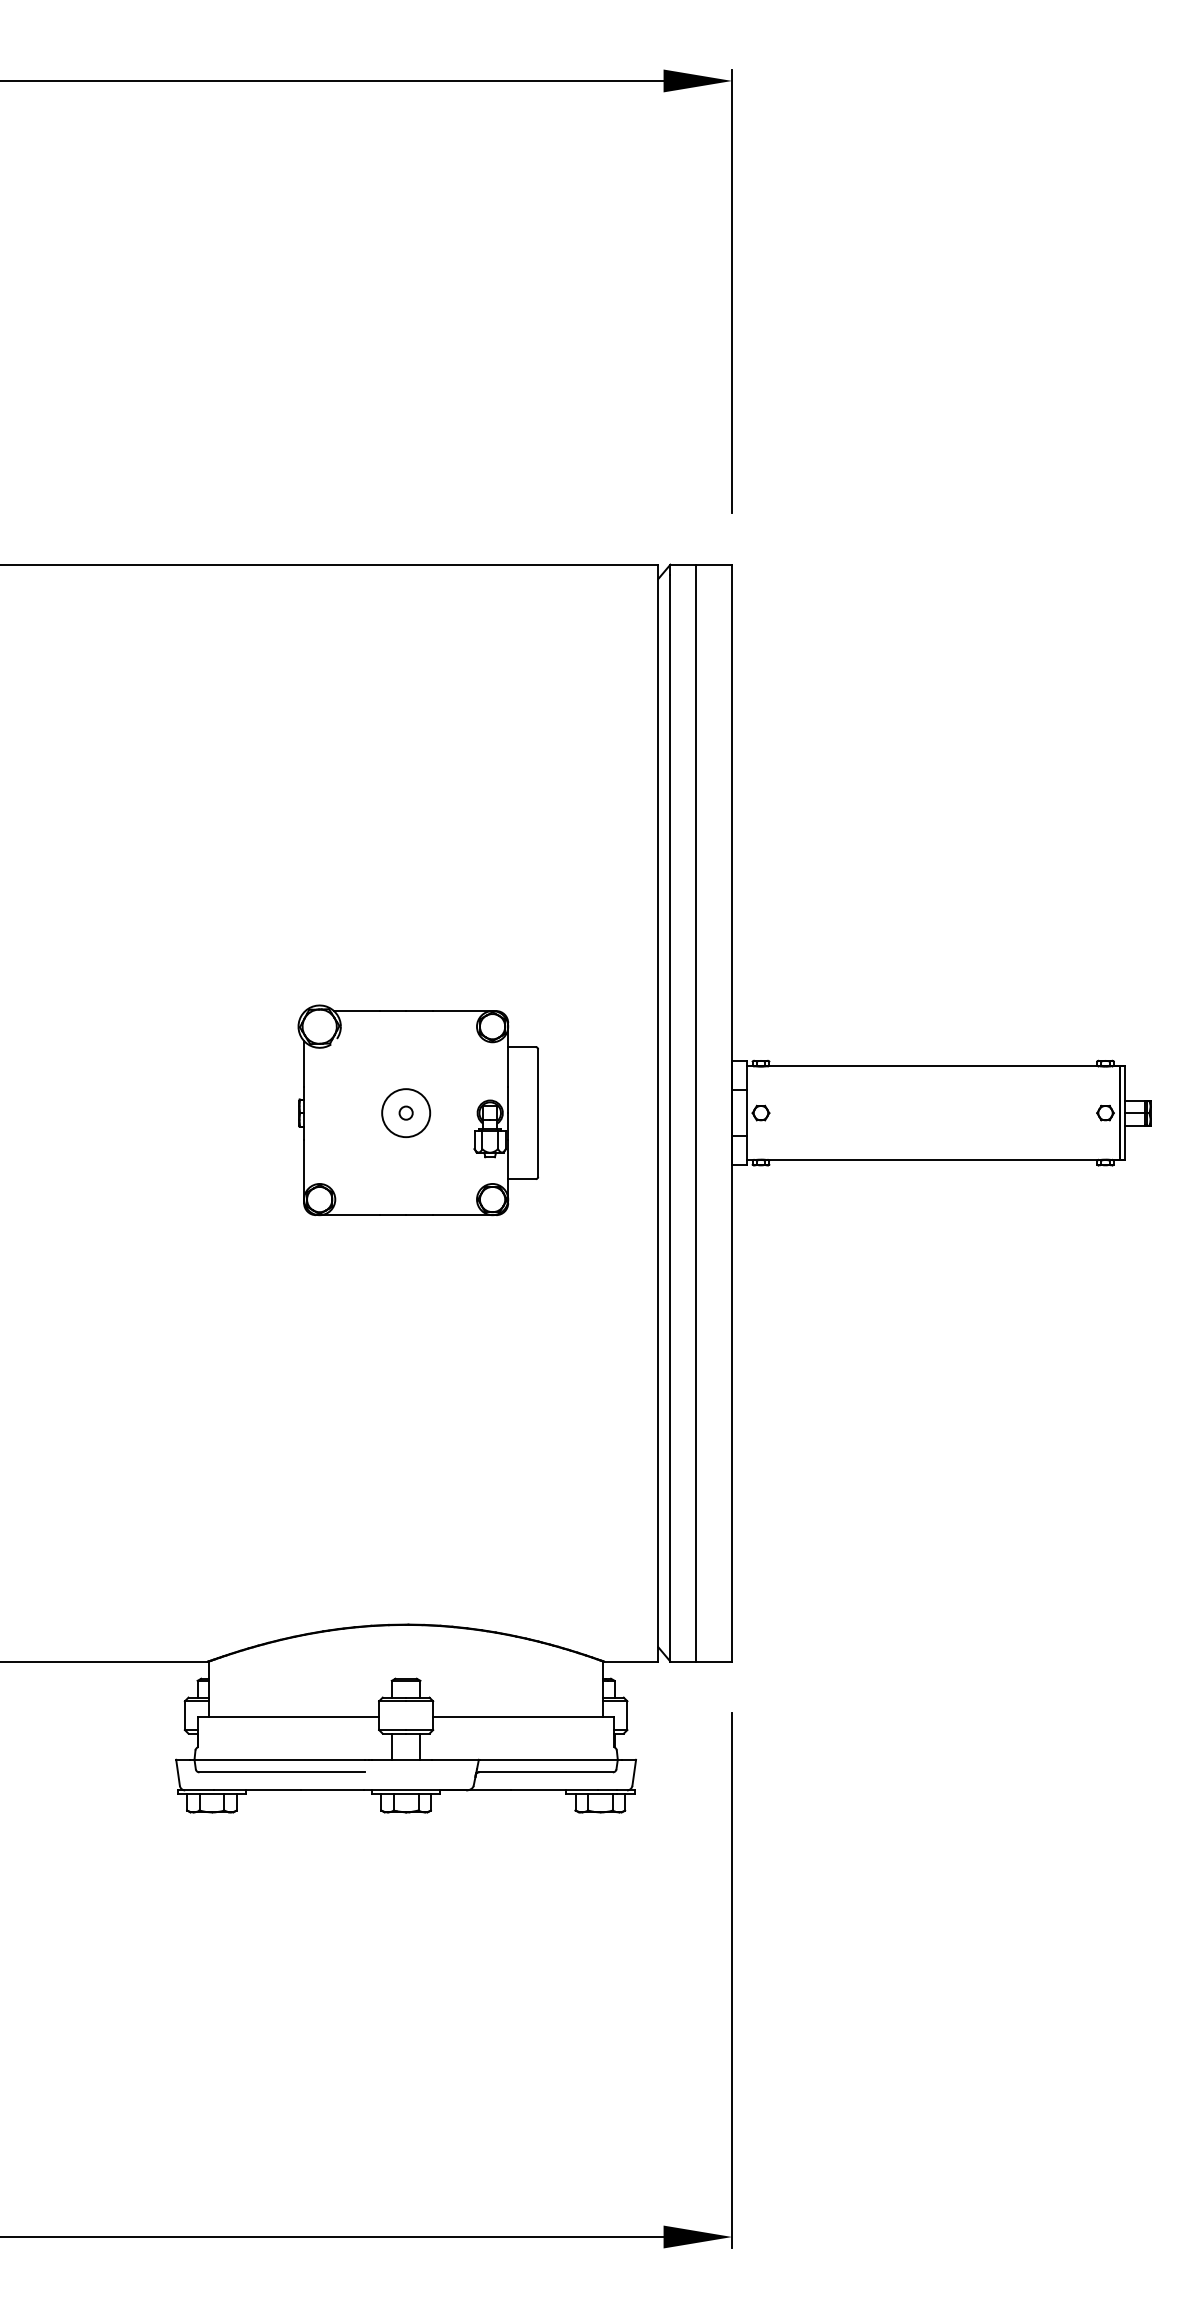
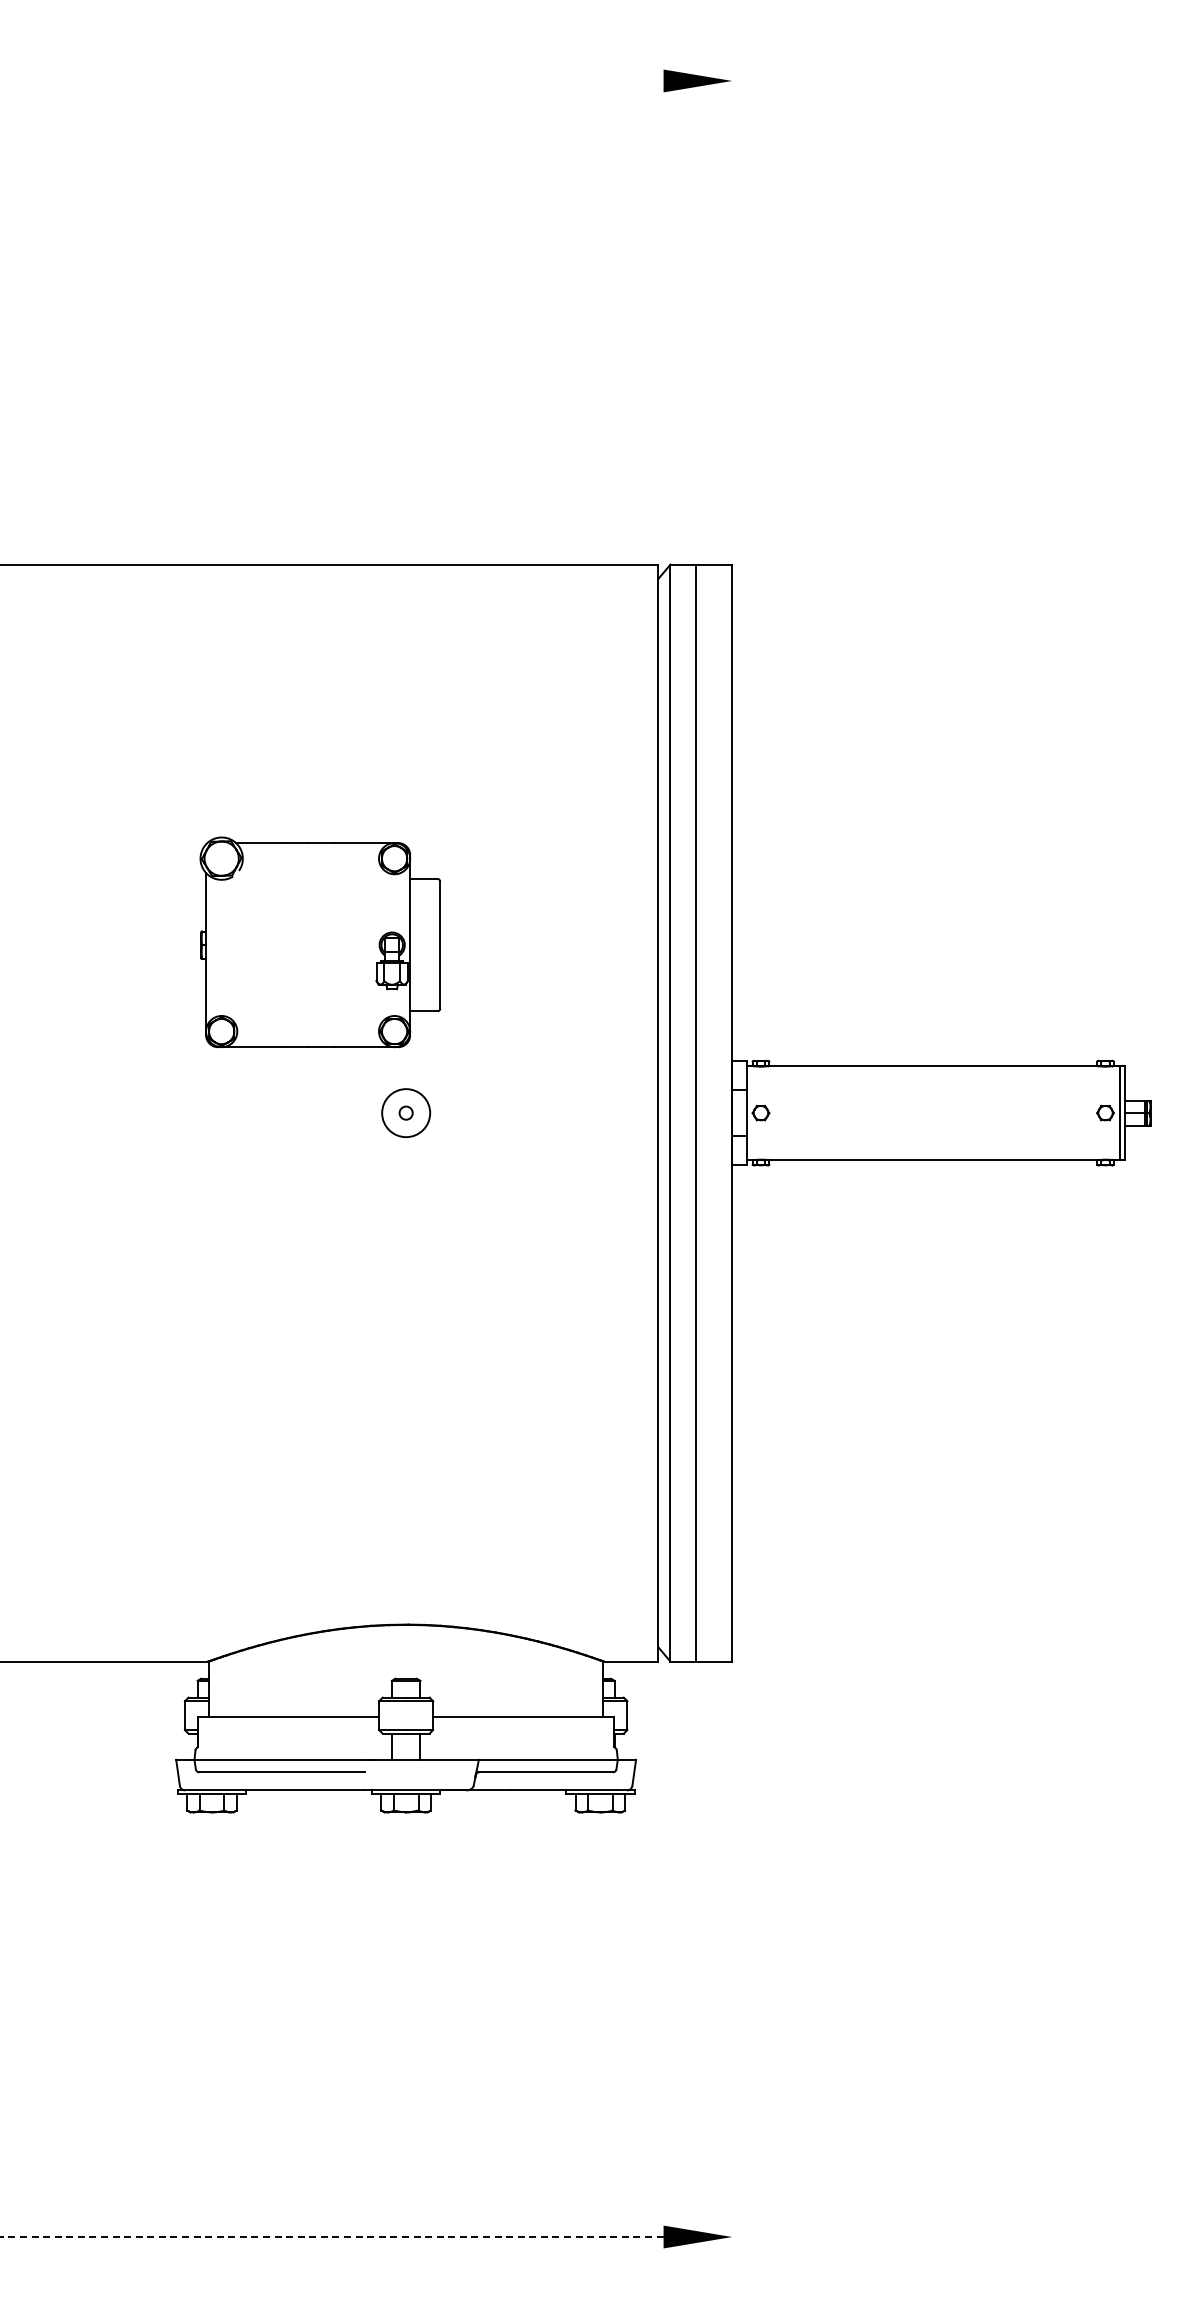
line: present -> none (332, 80)
line: present -> none (732, 291)
part position: (417, 1110) -> (319, 942) (319, 942)
line: present -> none (732, 1980)
line: solid -> dashed (331, 2237)
